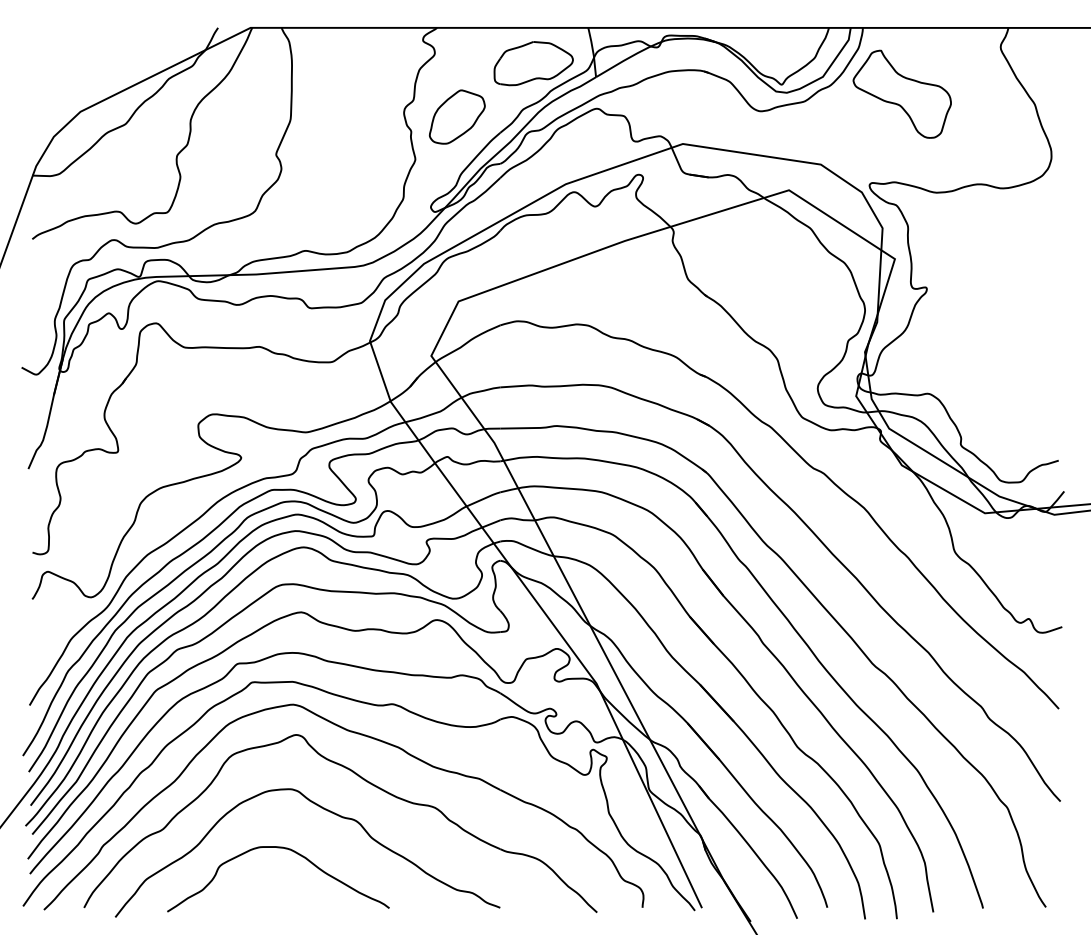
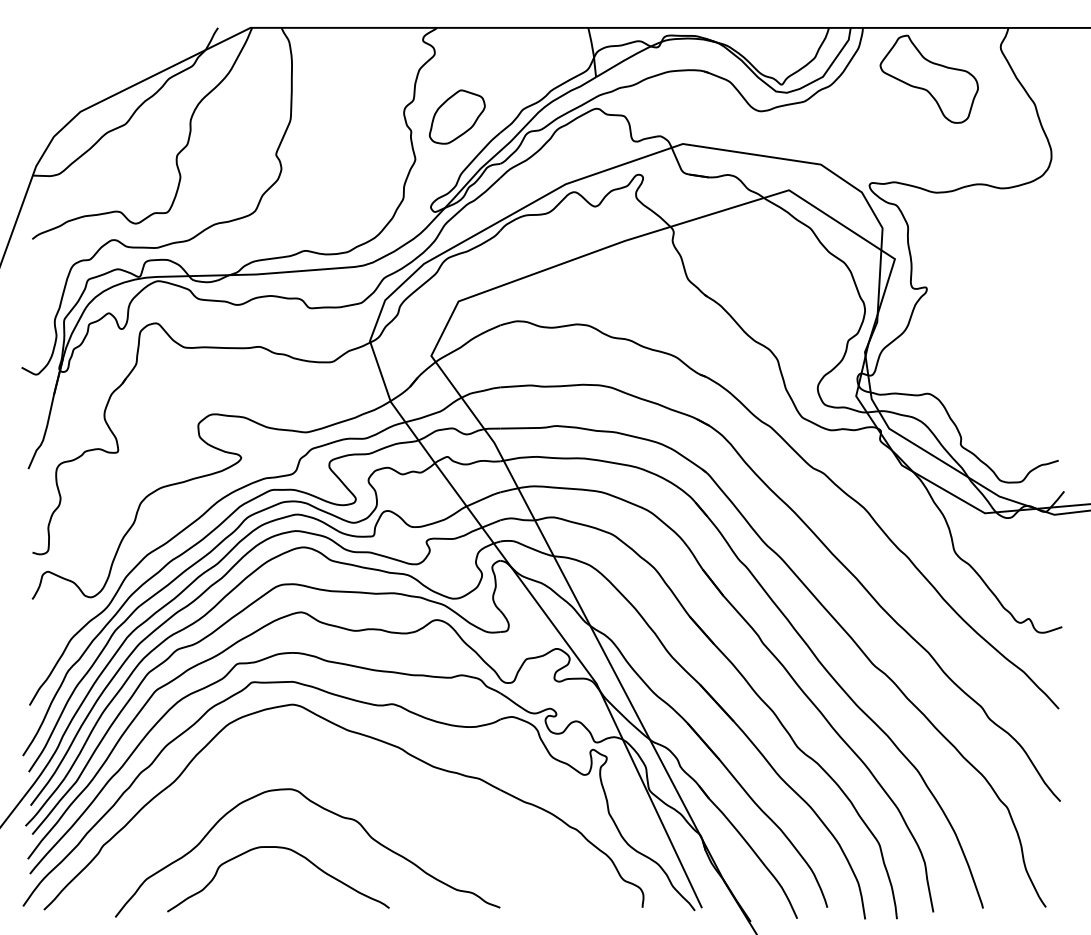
part: present -> none (533, 63)
part position: (901, 93) -> (928, 78) (928, 78)
part: present -> none (363, 780)
